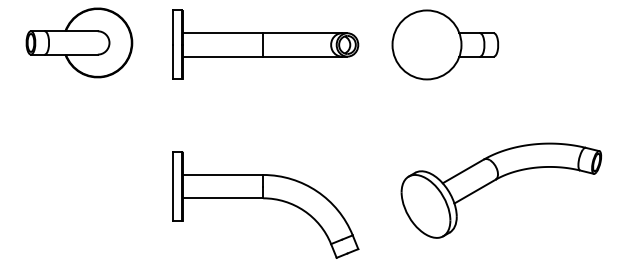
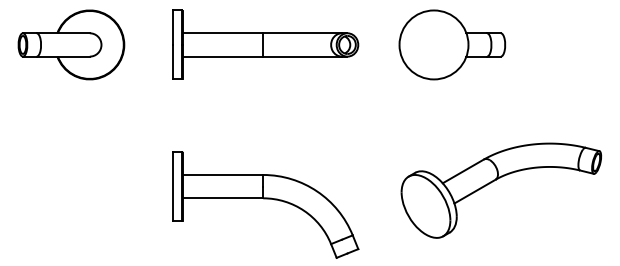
part position: (79, 42) -> (71, 44) (71, 44)
part position: (444, 44) -> (451, 44) (451, 44)
